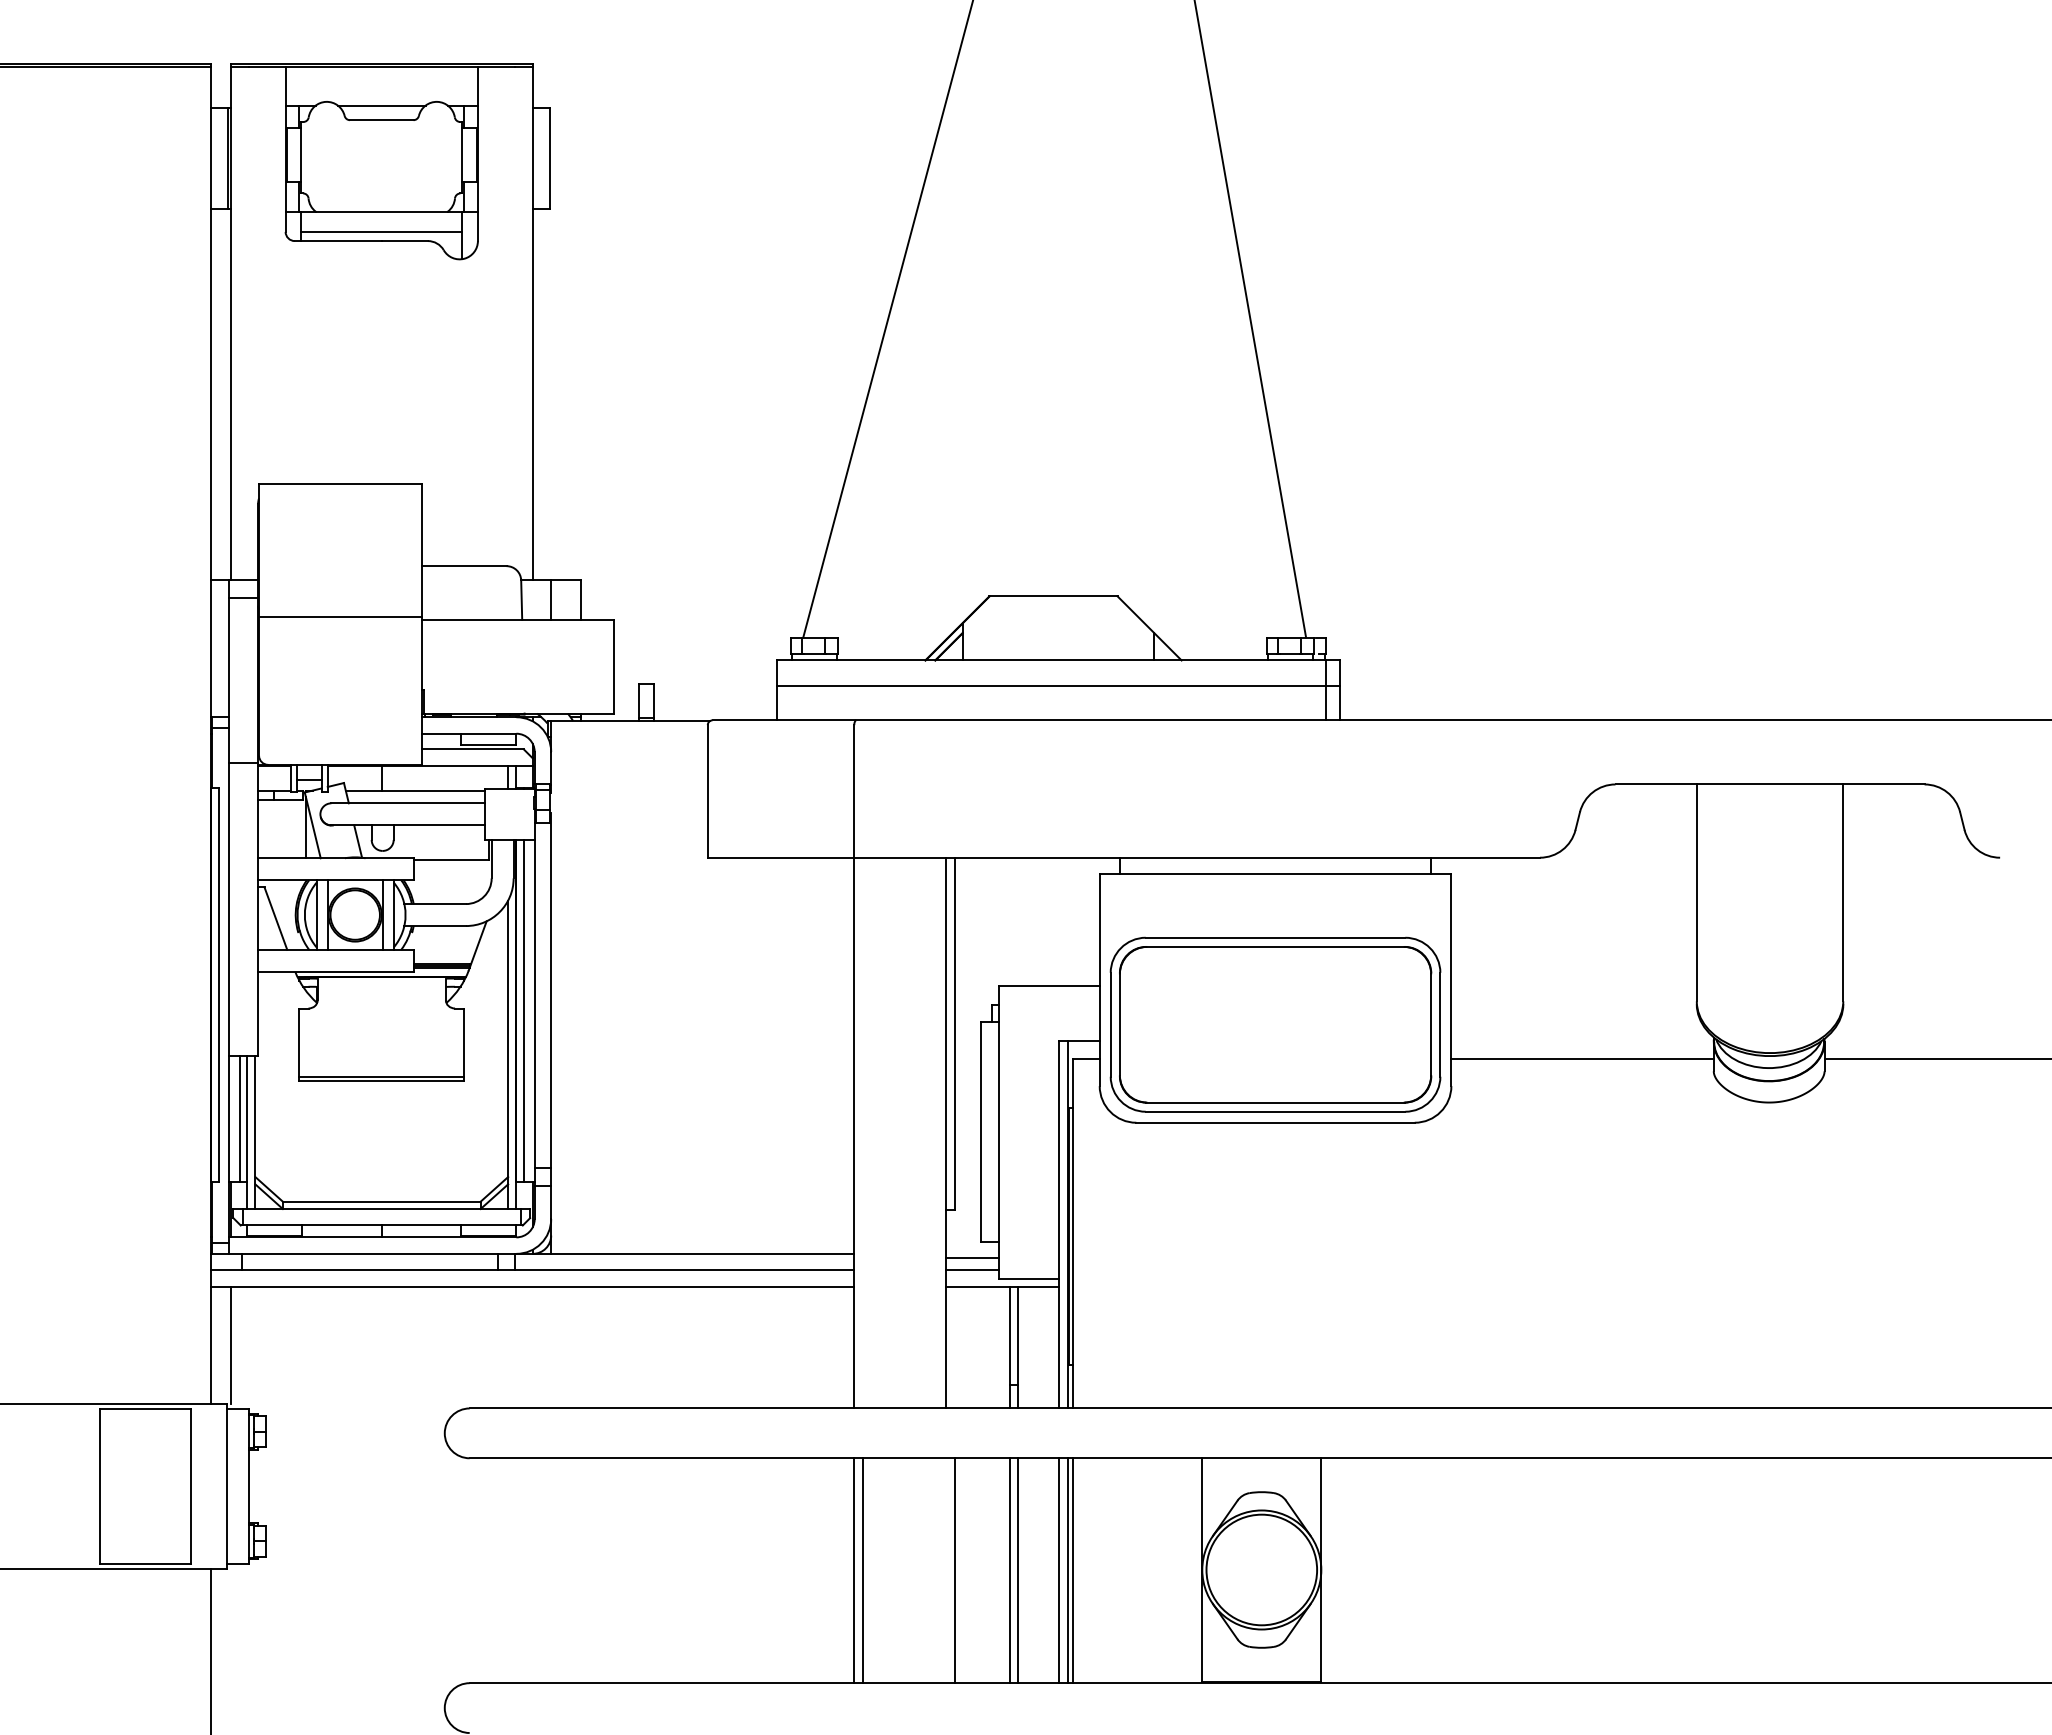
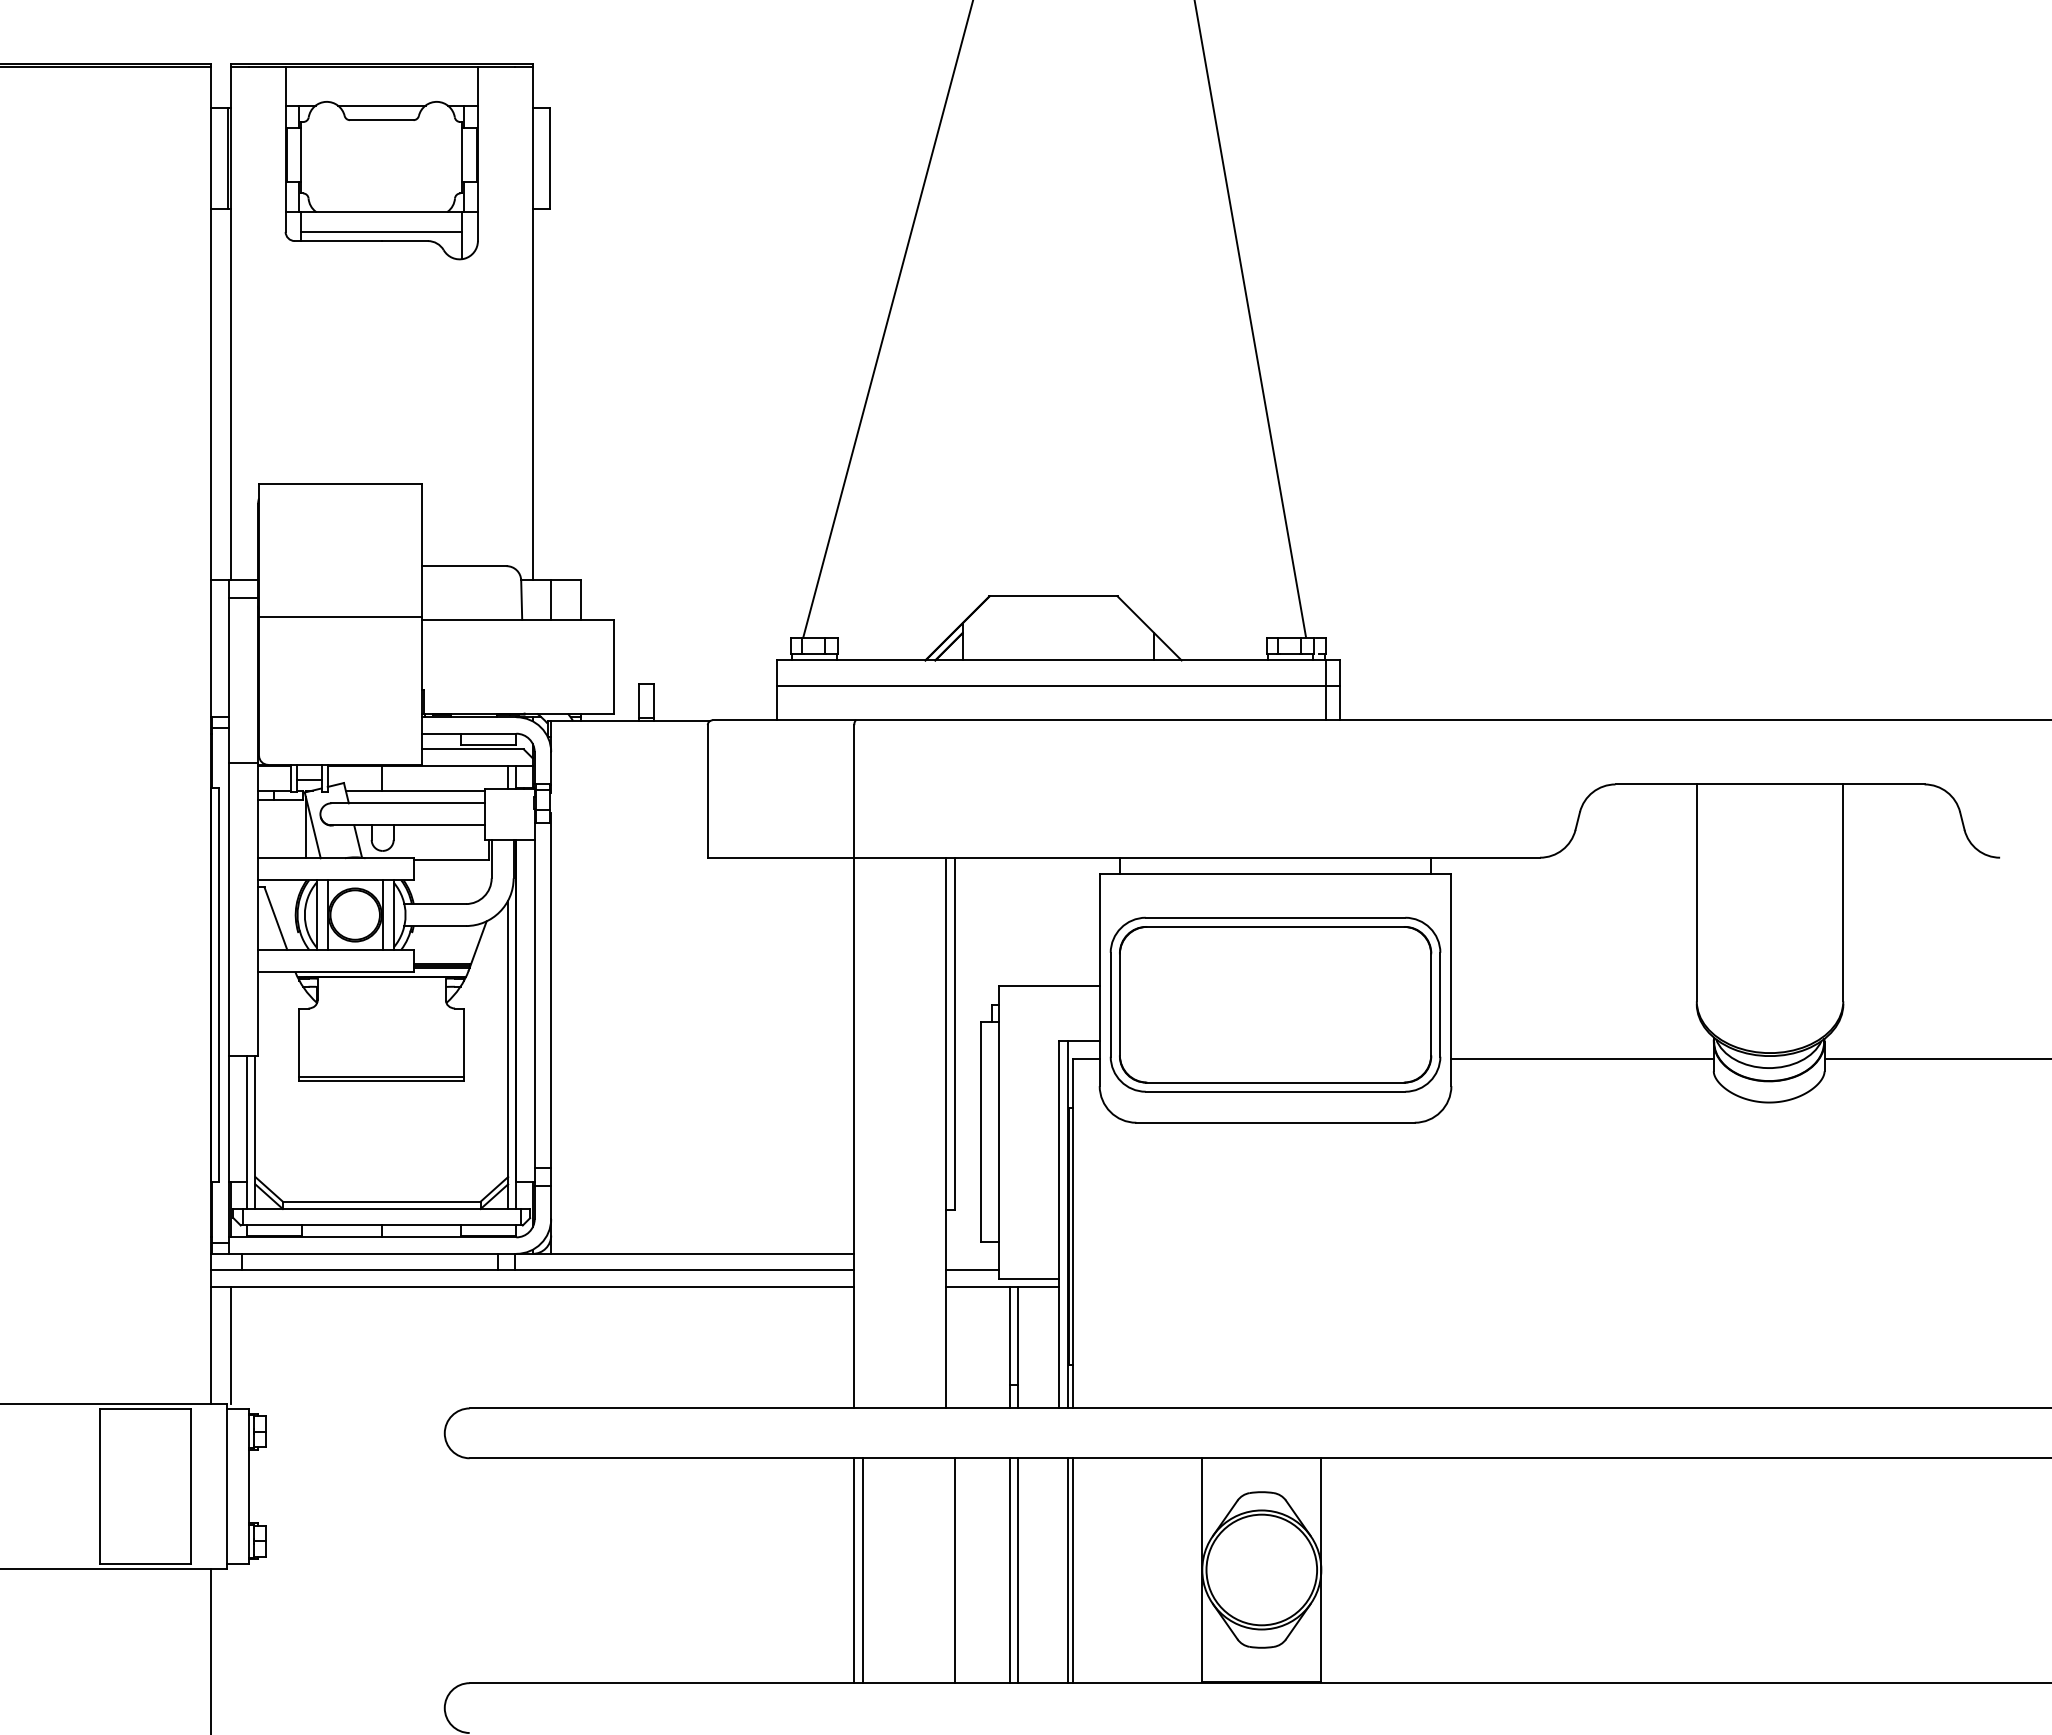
line: present -> none (524, 1010)
part position: (1275, 1024) -> (1275, 1004) (1275, 1004)
line: present -> none (239, 1118)
line: present -> none (971, 1257)
line: present -> none (1059, 1570)
